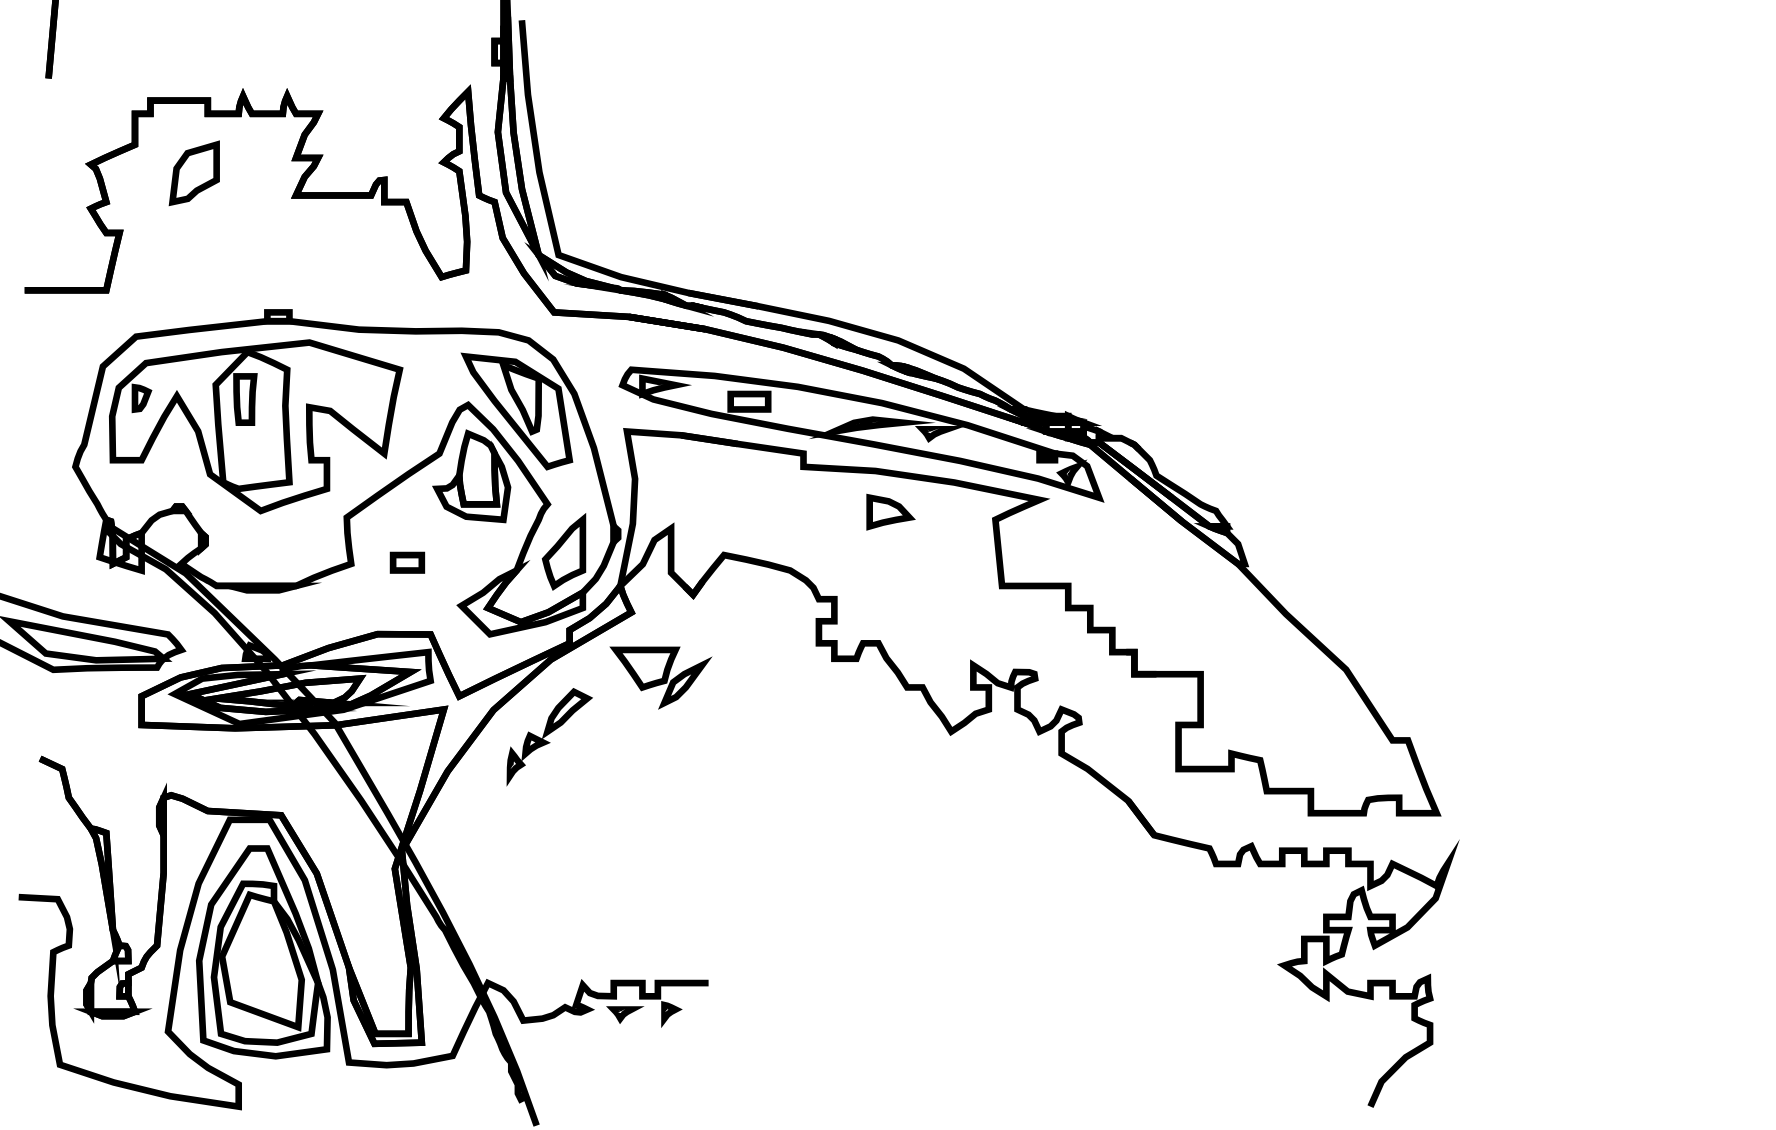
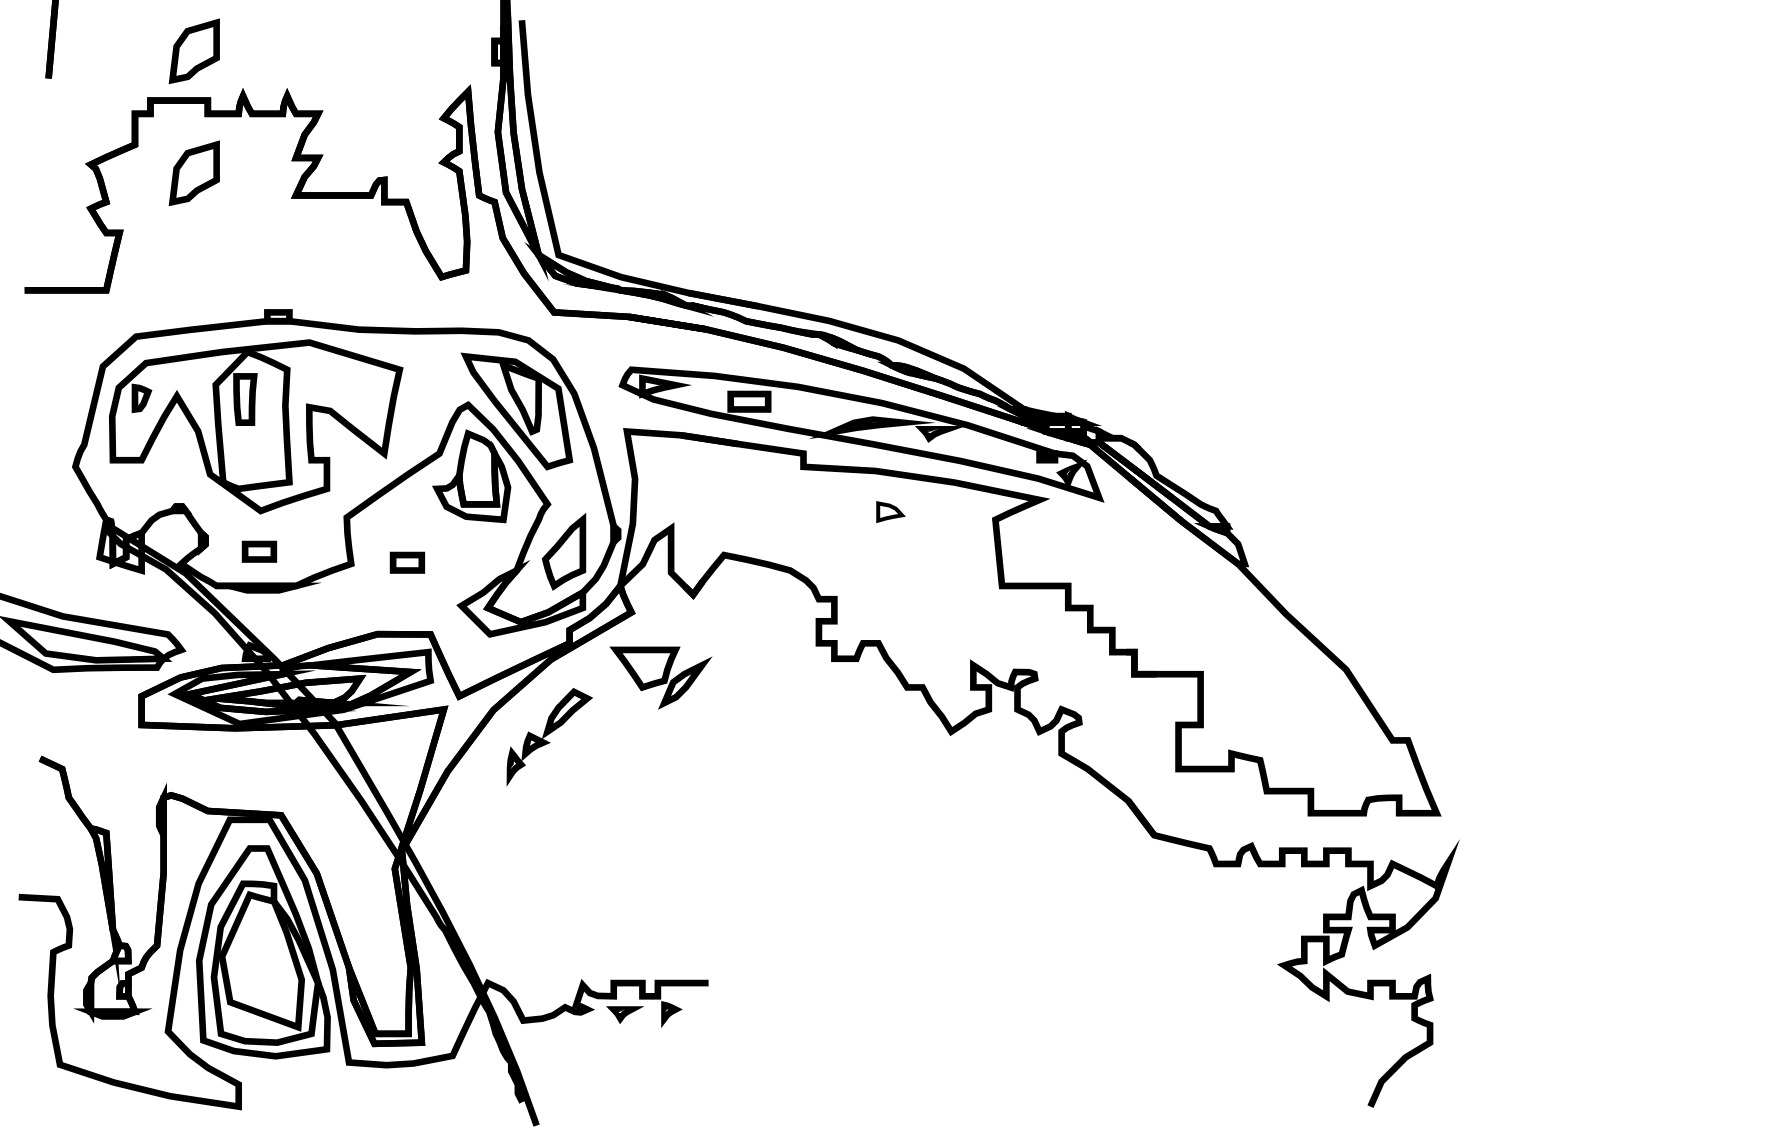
part: none -> present (193, 50)
part size: 50x38 px -> 30x23 px (890, 512)
part: none -> present (259, 551)
